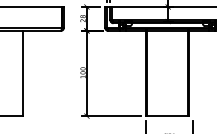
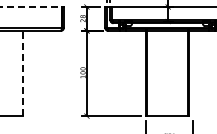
line: solid -> dashed (31, 7)
line: solid -> dashed (23, 73)
